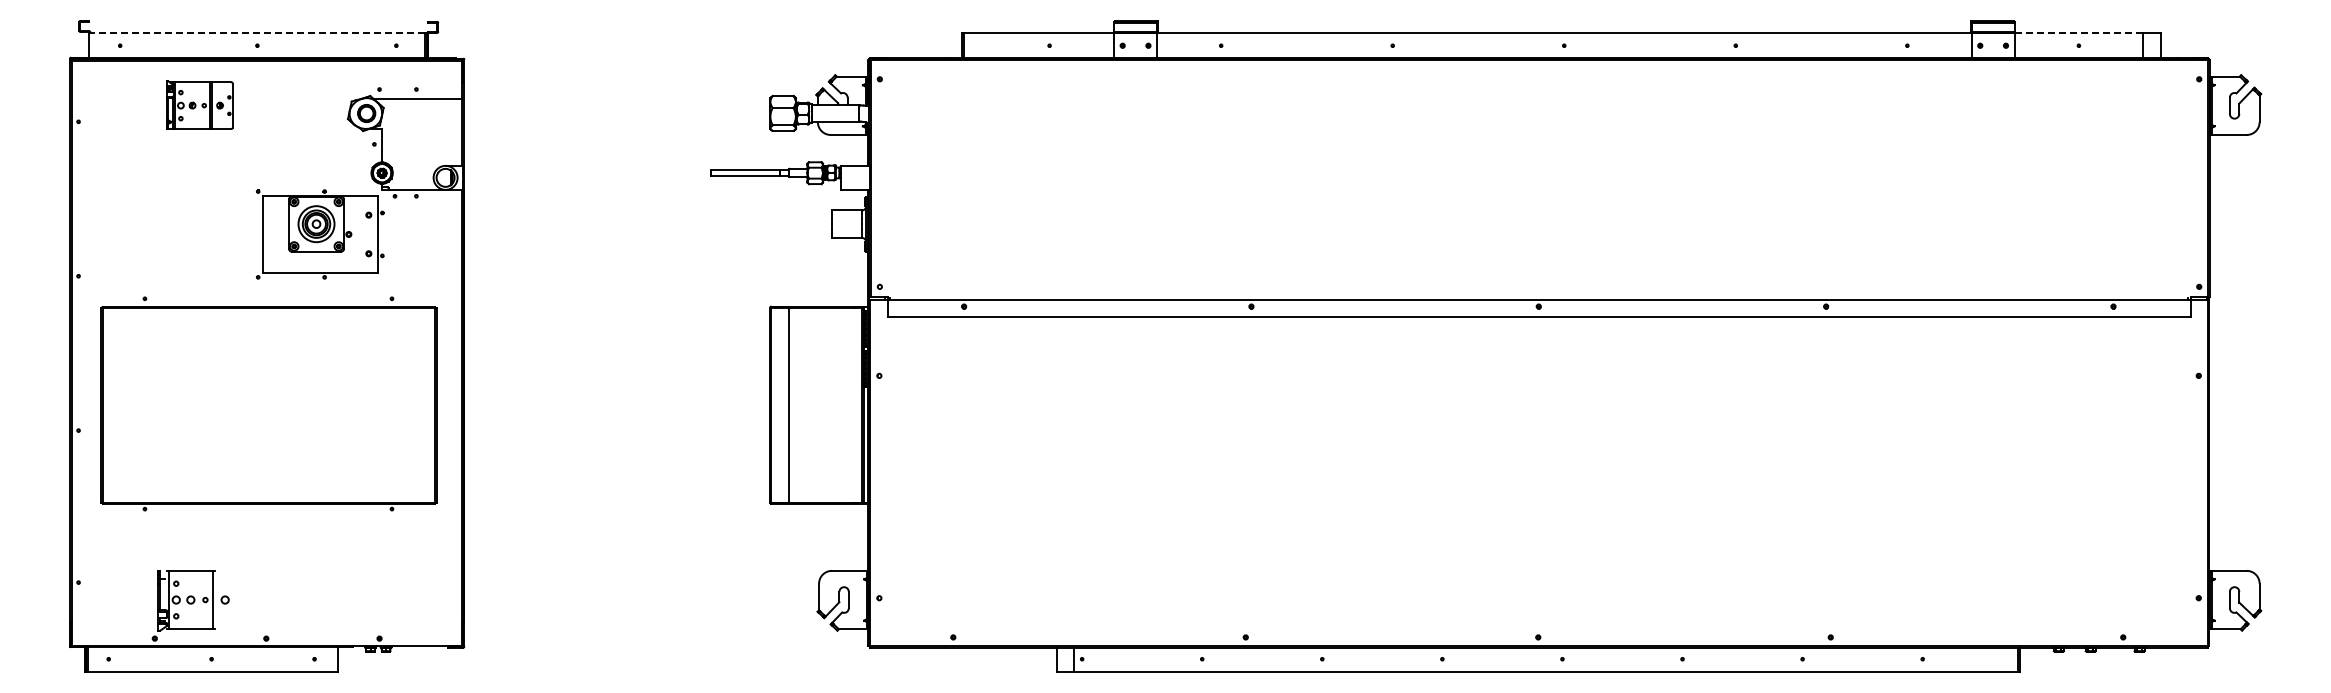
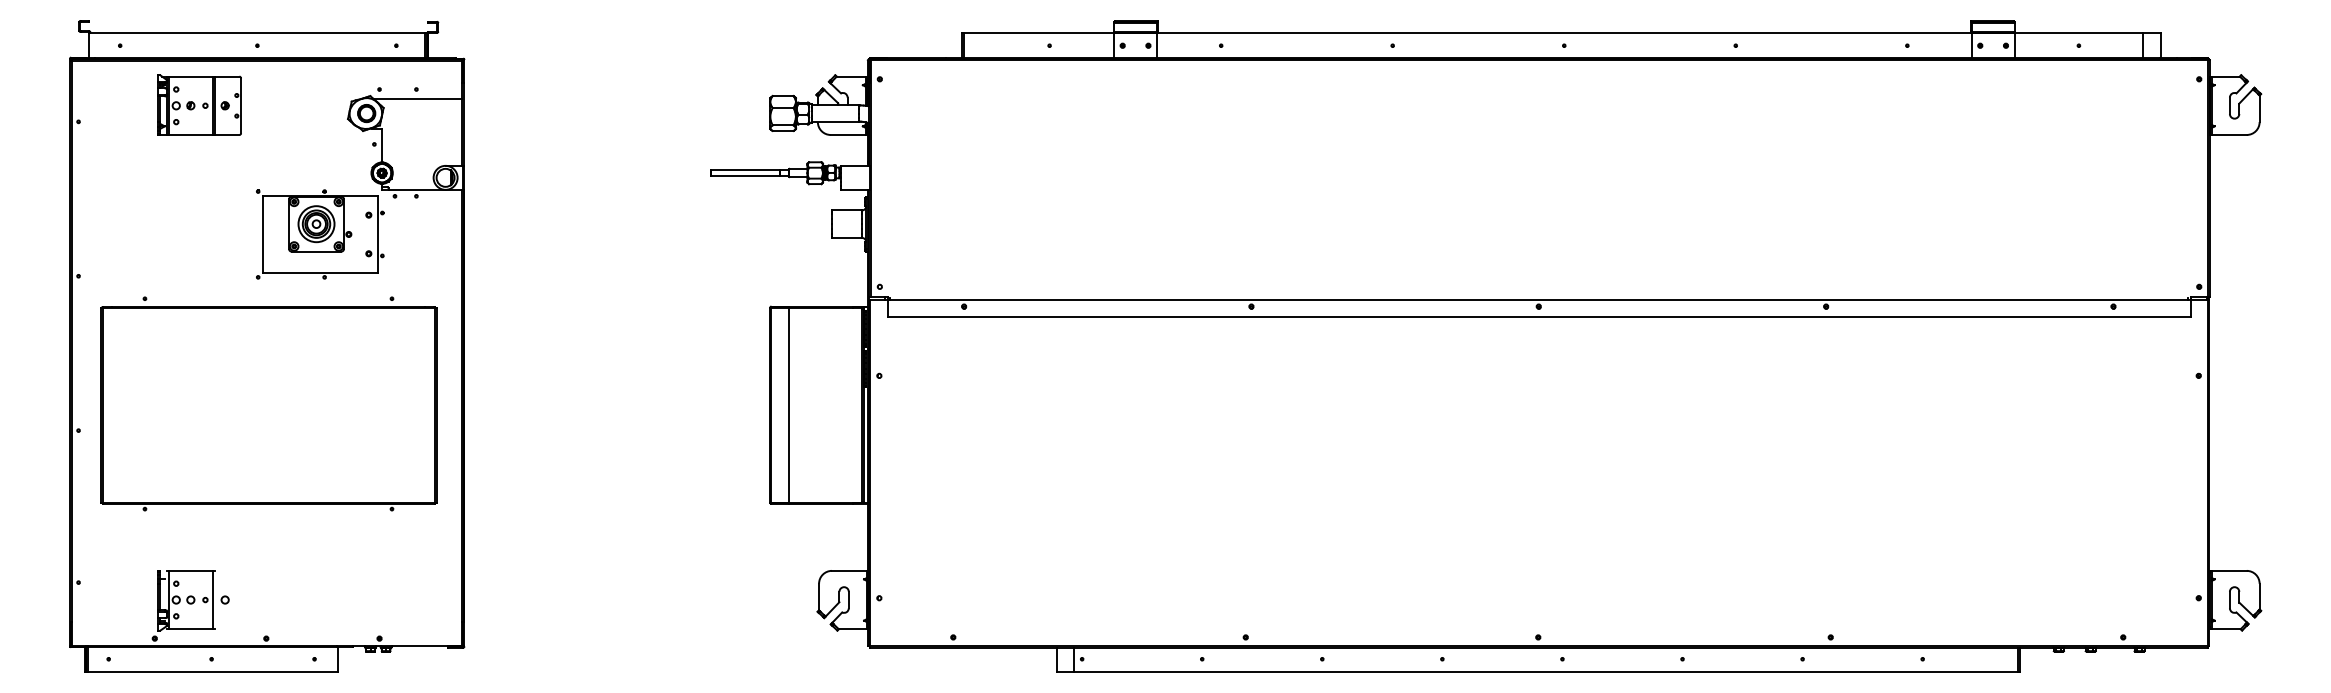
line: dashed -> solid (256, 32)
line: dashed -> solid (2078, 32)
part size: 68x50 px -> 85x62 px (199, 104)
